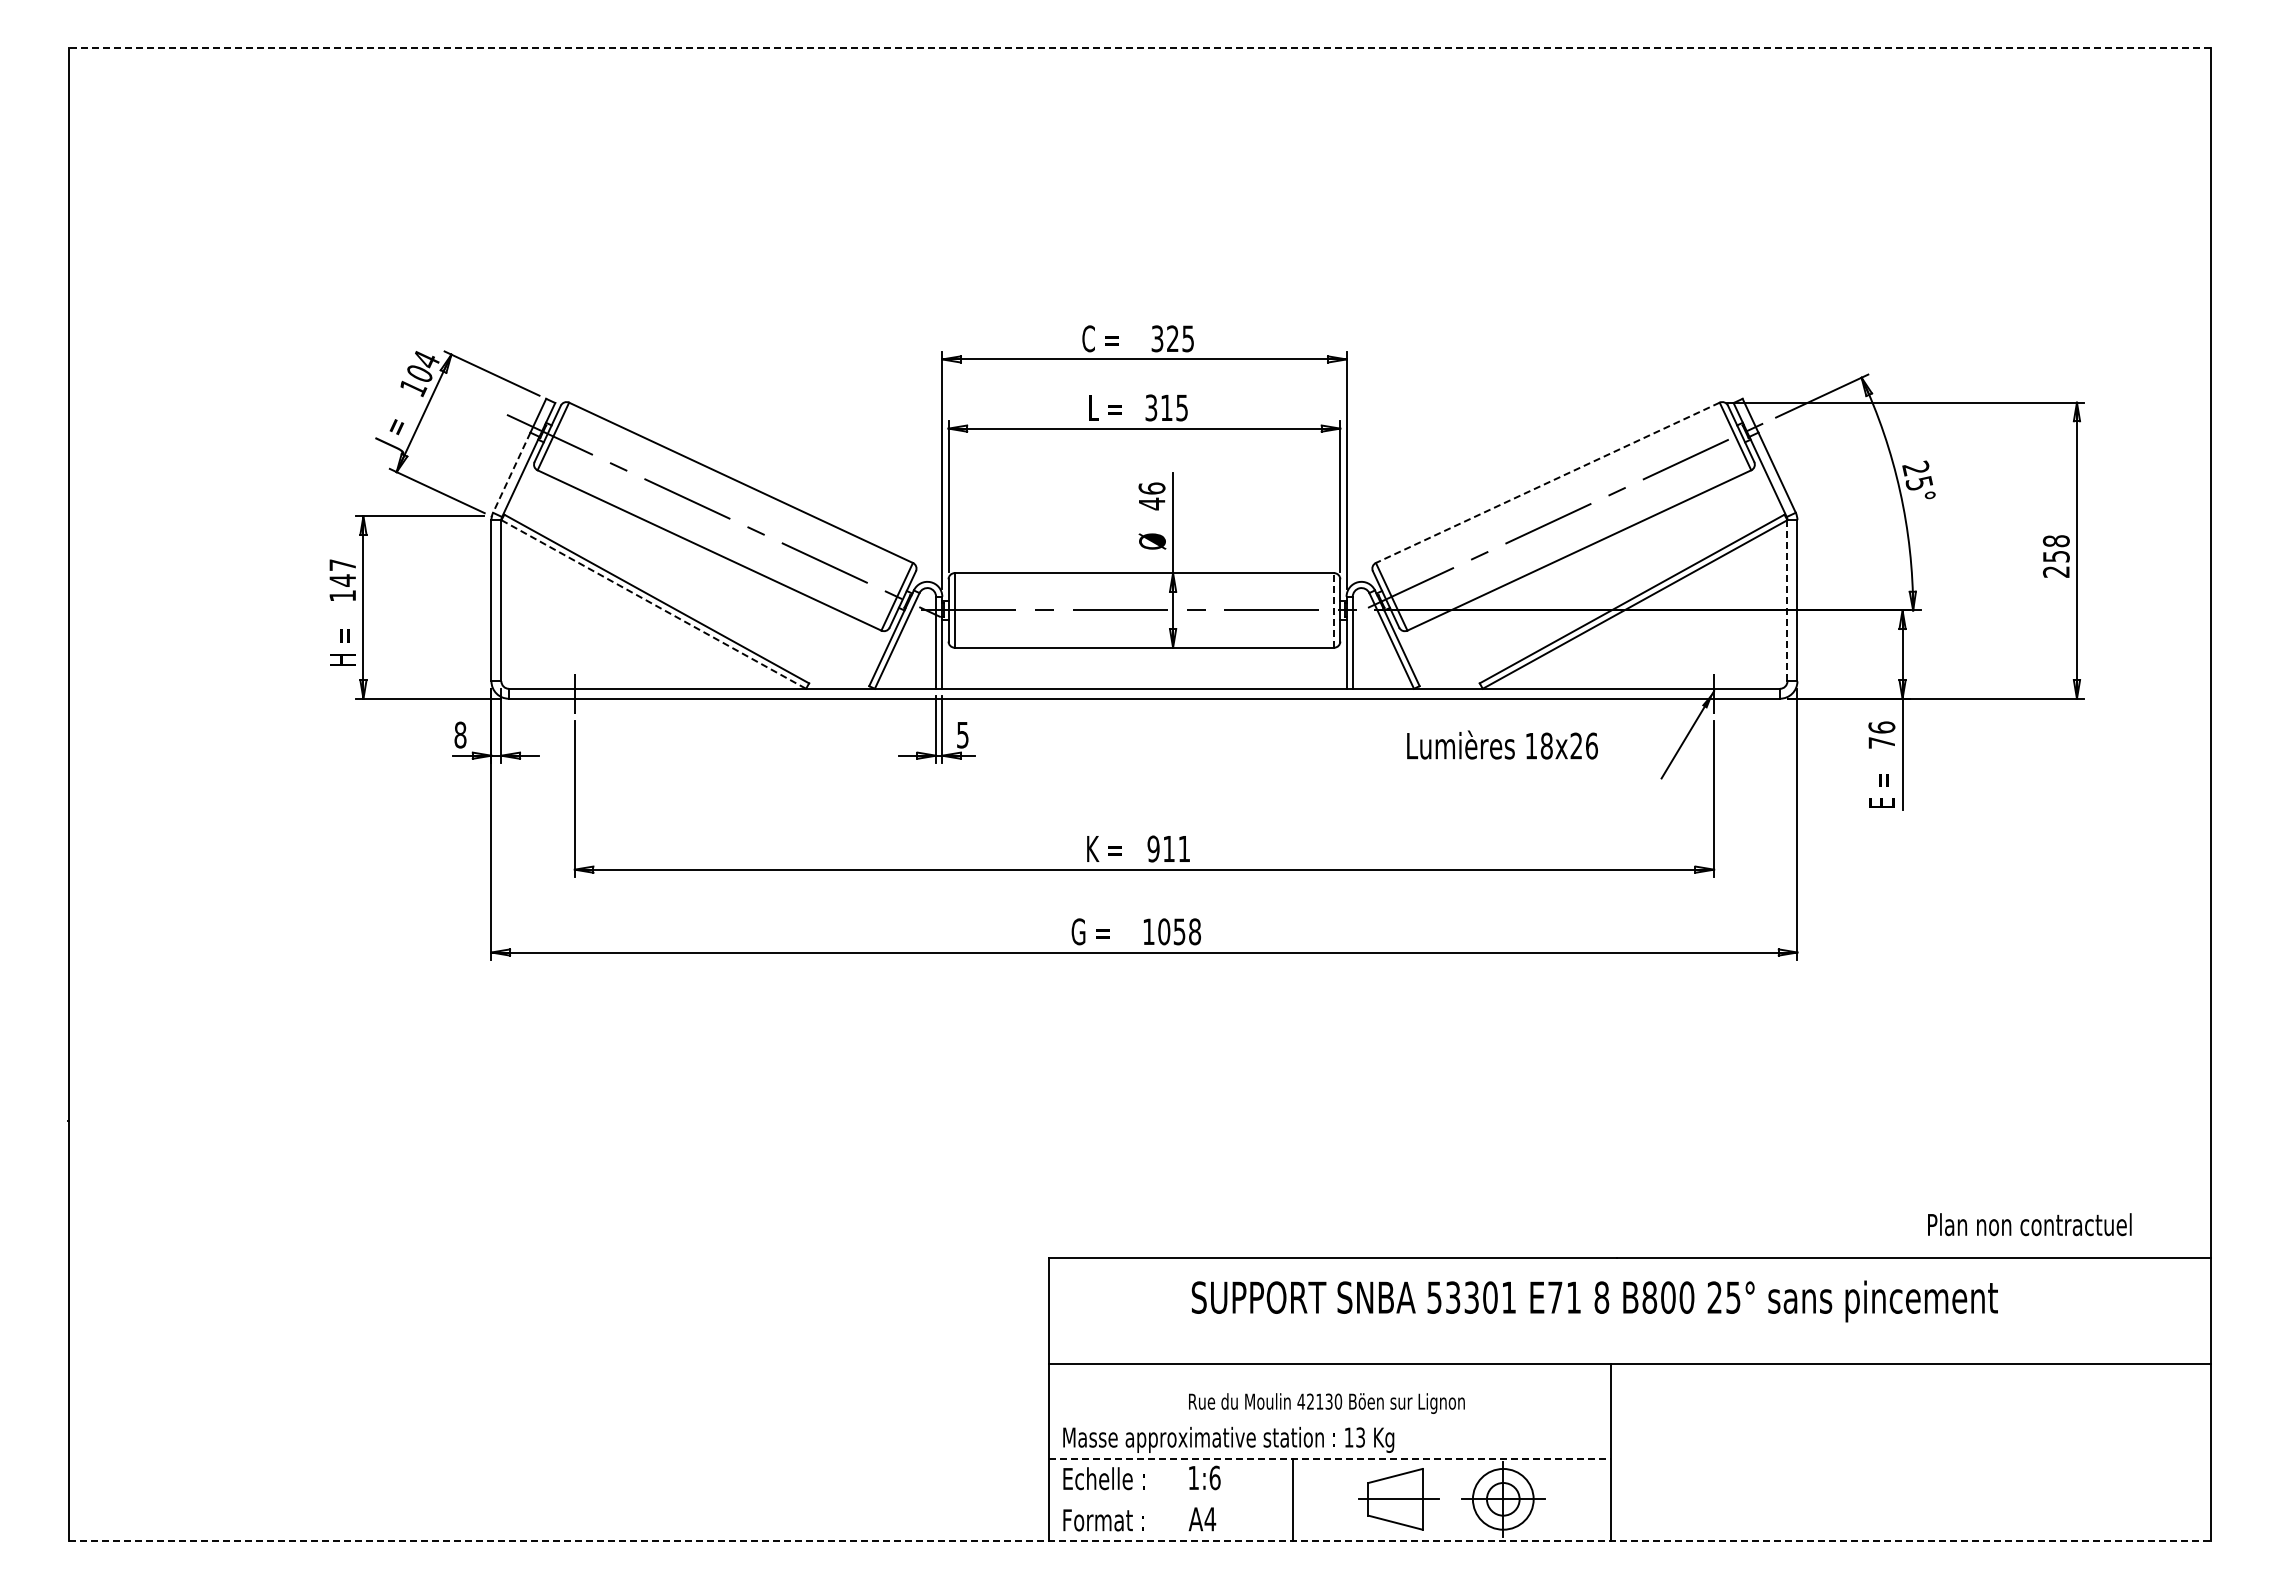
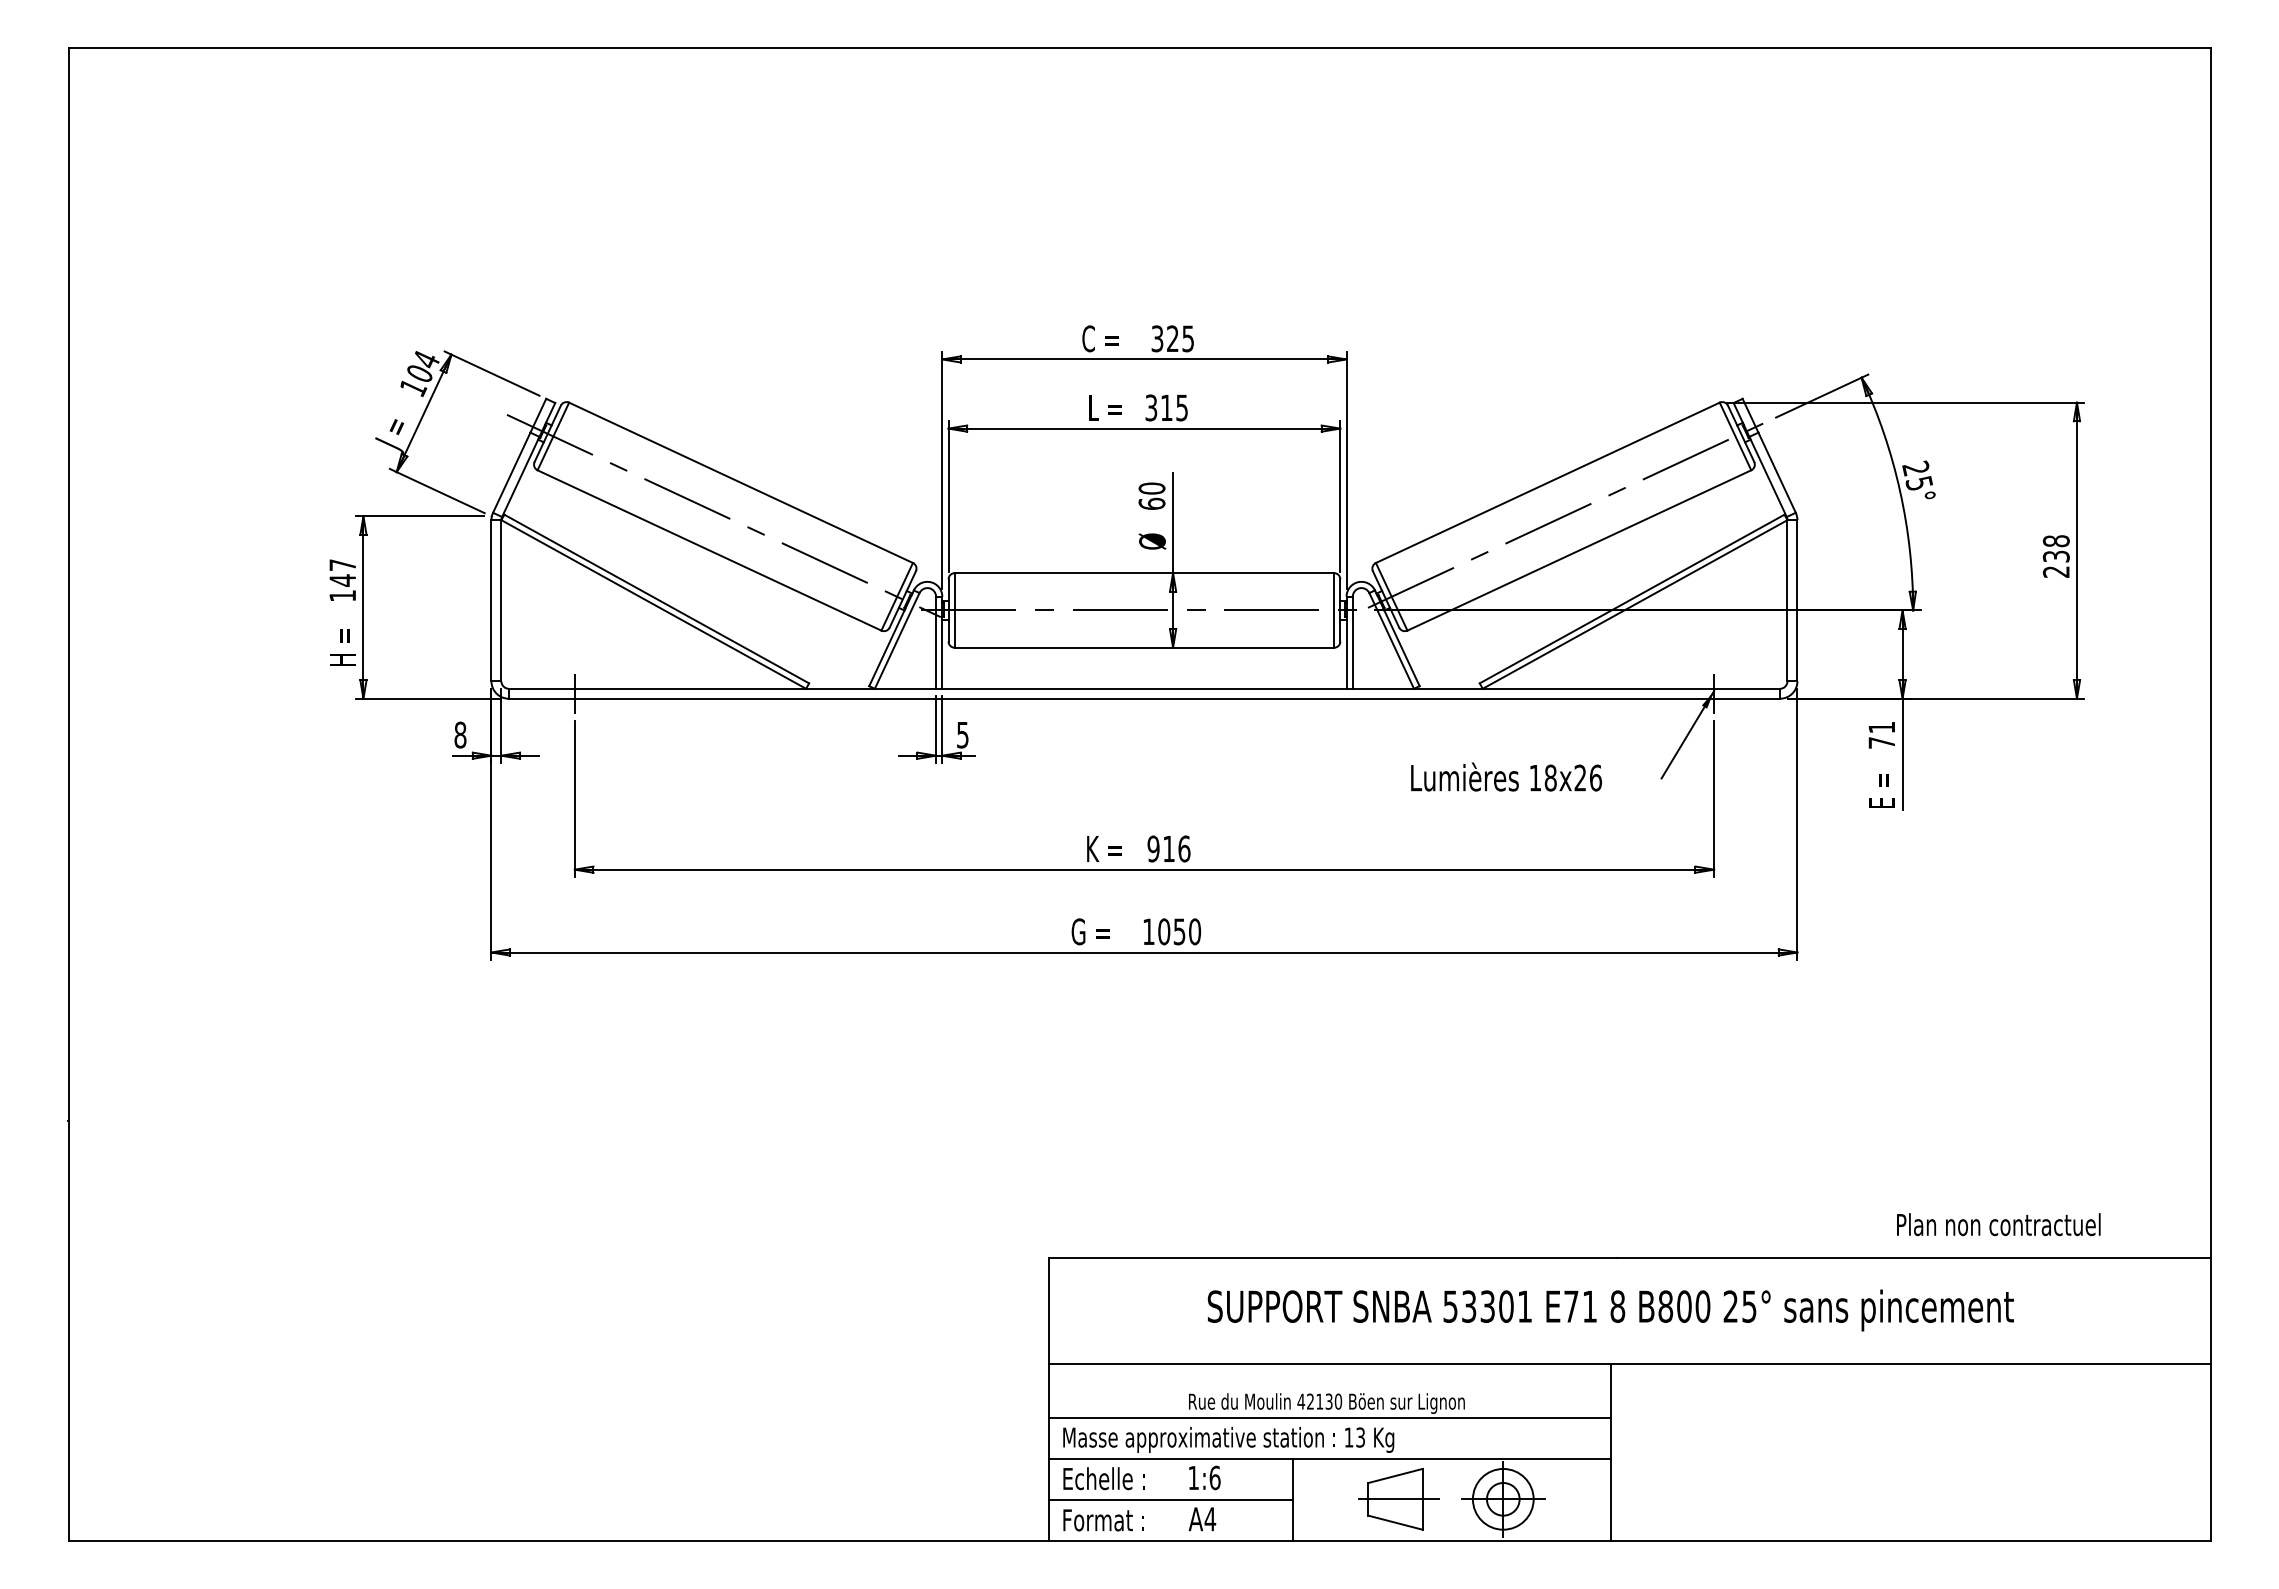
line: dashed -> solid (1139, 47)
line: dashed -> solid (511, 473)
line: dashed -> solid (1547, 482)
text: 46 -> 60 (1151, 496)
text: 258 -> 238 (2055, 555)
line: dashed -> solid (1787, 600)
line: dashed -> solid (654, 604)
line: dashed -> solid (1334, 609)
text: 76 -> 71 (1881, 727)
text position: (1502, 744) -> (1506, 776) (1506, 776)
text: 911 -> 916 (1184, 848)
text: 1058 -> 1050 (1195, 931)
text position: (2029, 1224) -> (1998, 1224) (1998, 1224)
text position: (1594, 1301) -> (1610, 1310) (1610, 1310)
line: none -> present (1330, 1418)
line: dashed -> solid (1330, 1459)
line: none -> present (1170, 1500)
line: dashed -> solid (1139, 1541)
